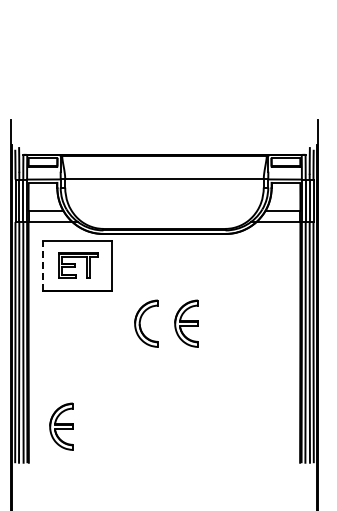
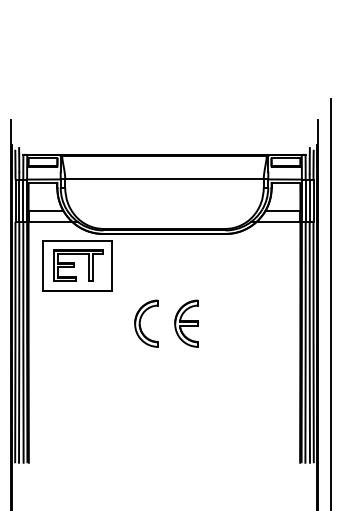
part size: 41x27 px -> 51x33 px (78, 265)
line: dashed -> solid (43, 266)
line: none -> present (330, 302)
part: present -> none (61, 426)
